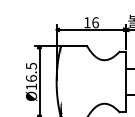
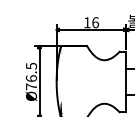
text: Ø16.5 -> Ø76.5 (31, 86)
